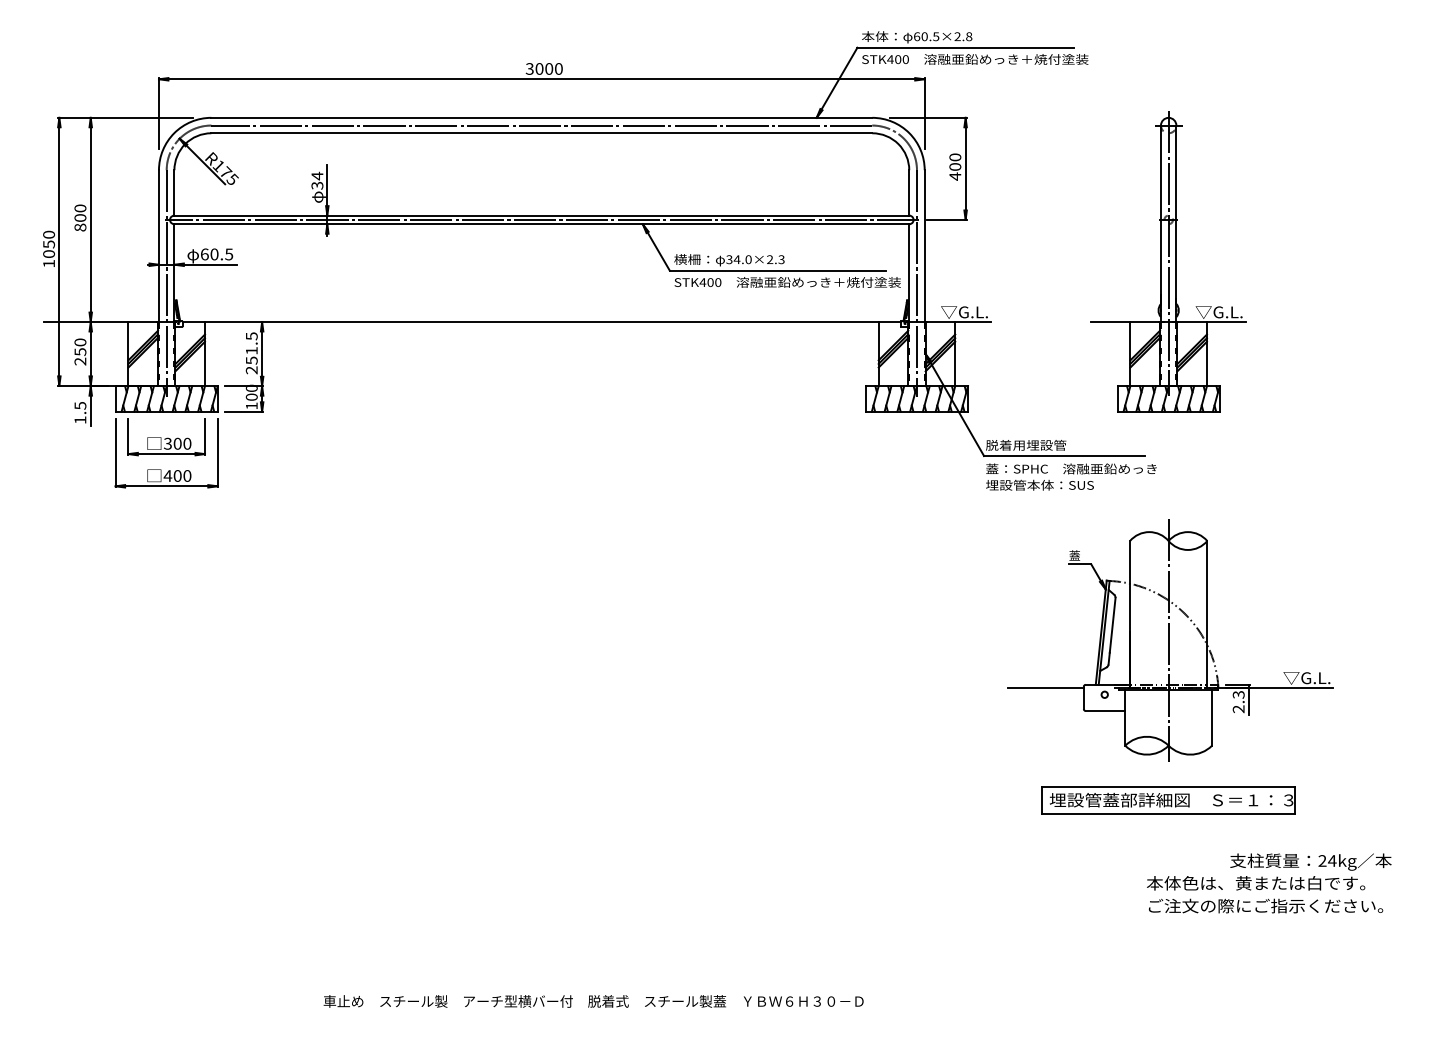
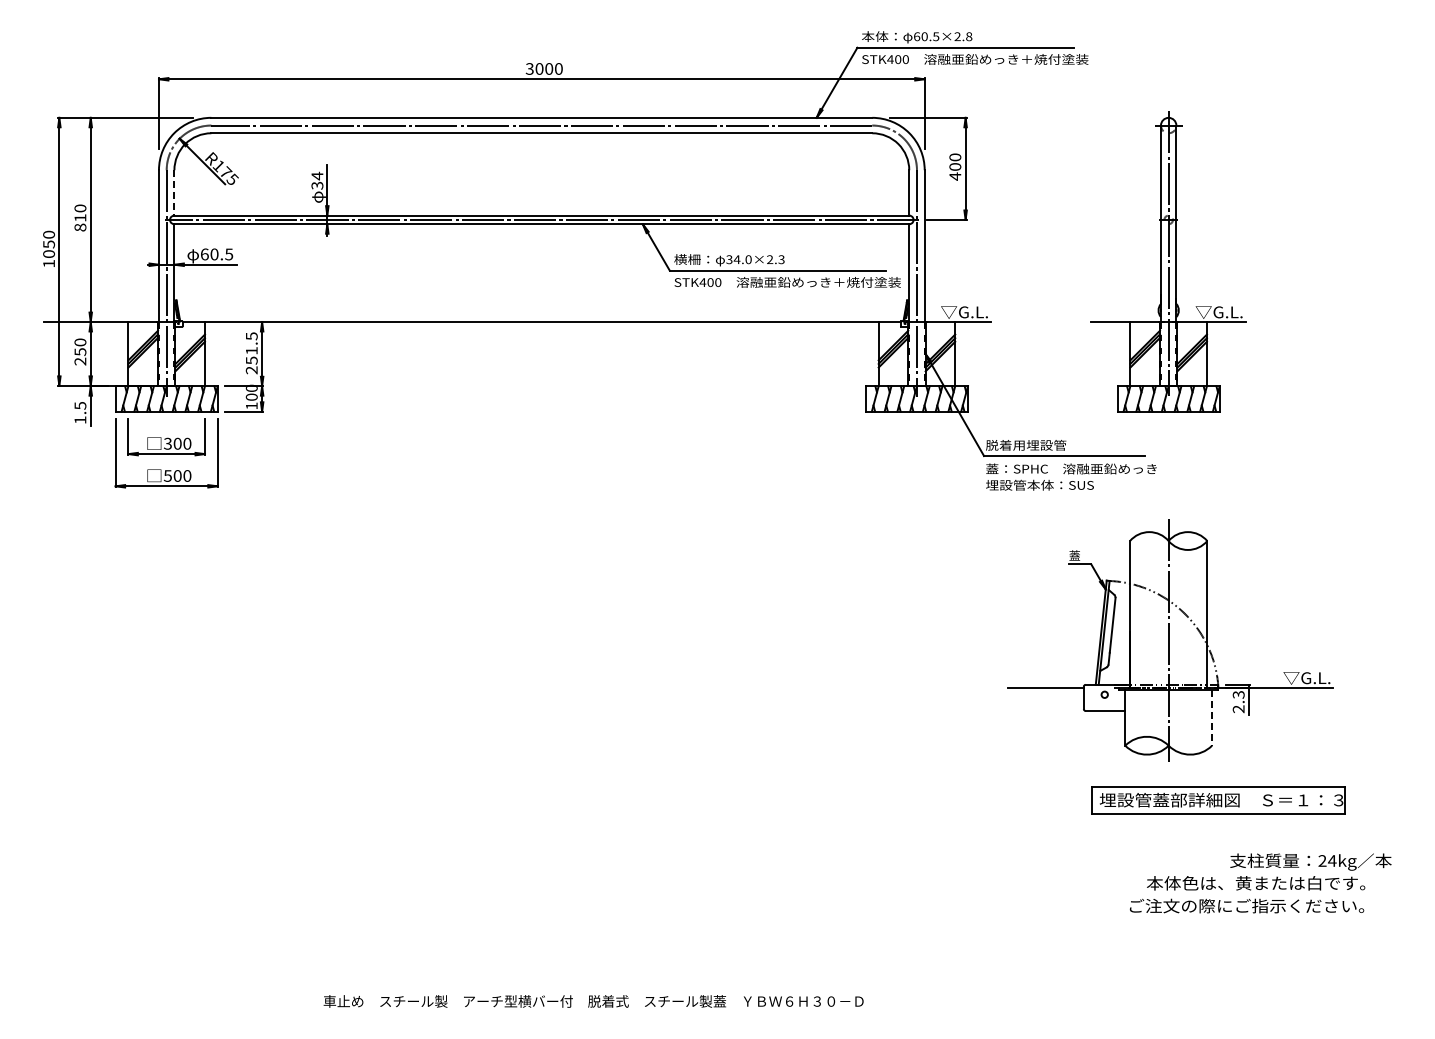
line: solid -> dashed (174, 192)
text: 800 -> 810 (80, 217)
text: 400 -> 500 (167, 475)
line: solid -> dashed (1212, 718)
part position: (1168, 800) -> (1218, 800) (1218, 800)
text position: (1265, 905) -> (1246, 905) (1246, 905)
